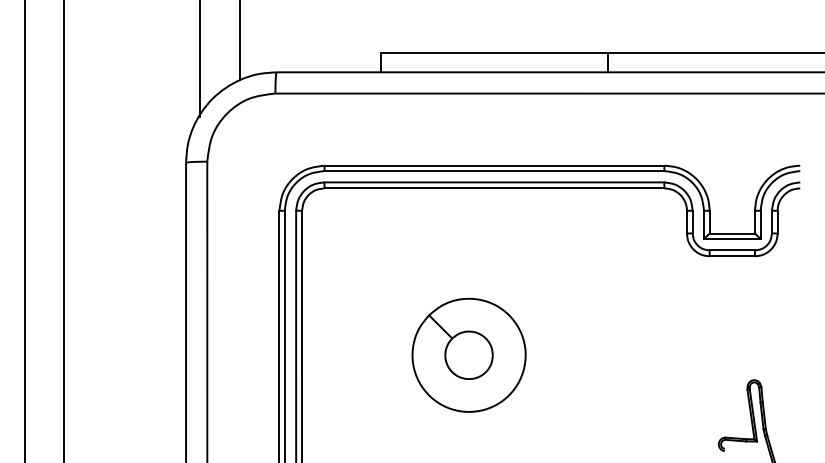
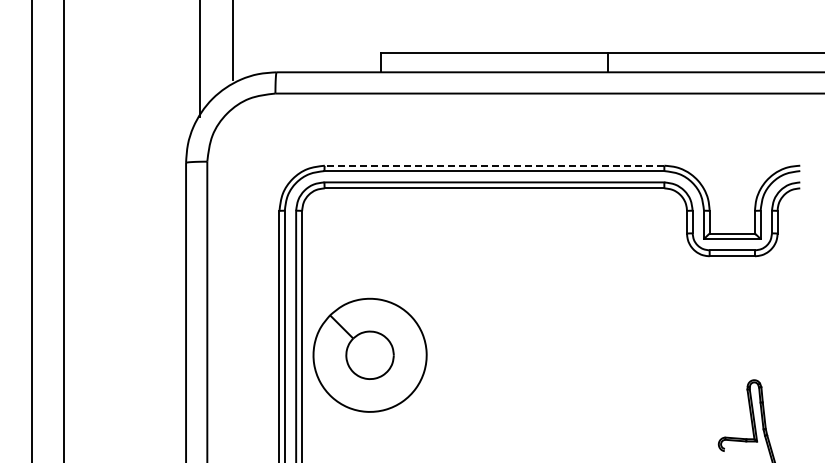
line position: (239, 41) -> (232, 41) (232, 41)
line: solid -> dashed (494, 165)
line position: (24, 230) -> (31, 230) (31, 230)
part position: (468, 354) -> (369, 354) (369, 354)
